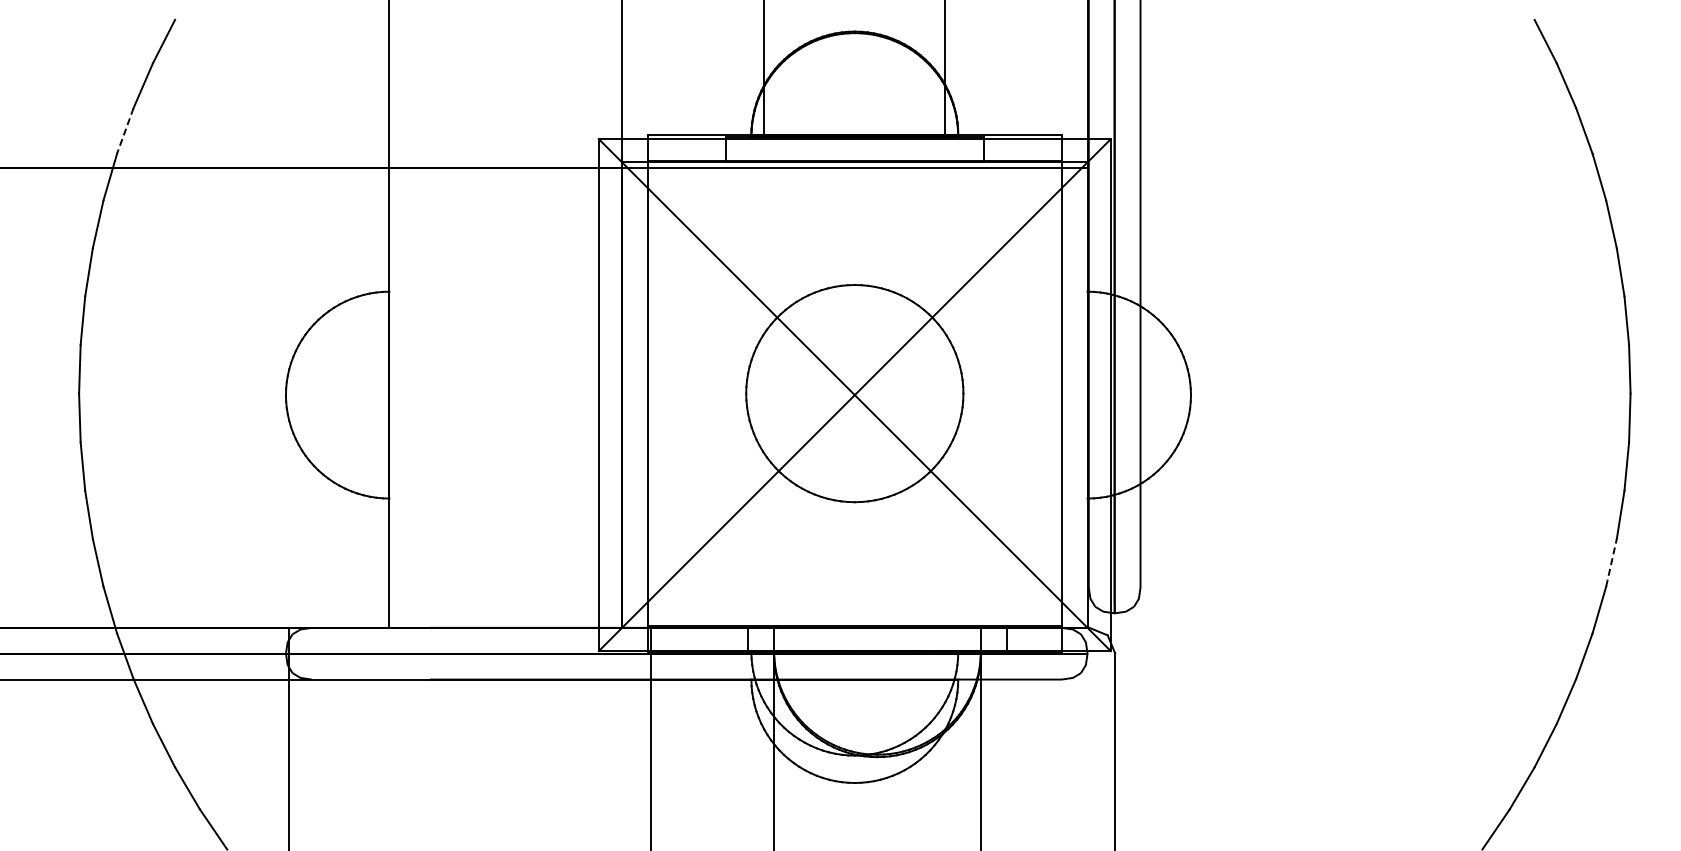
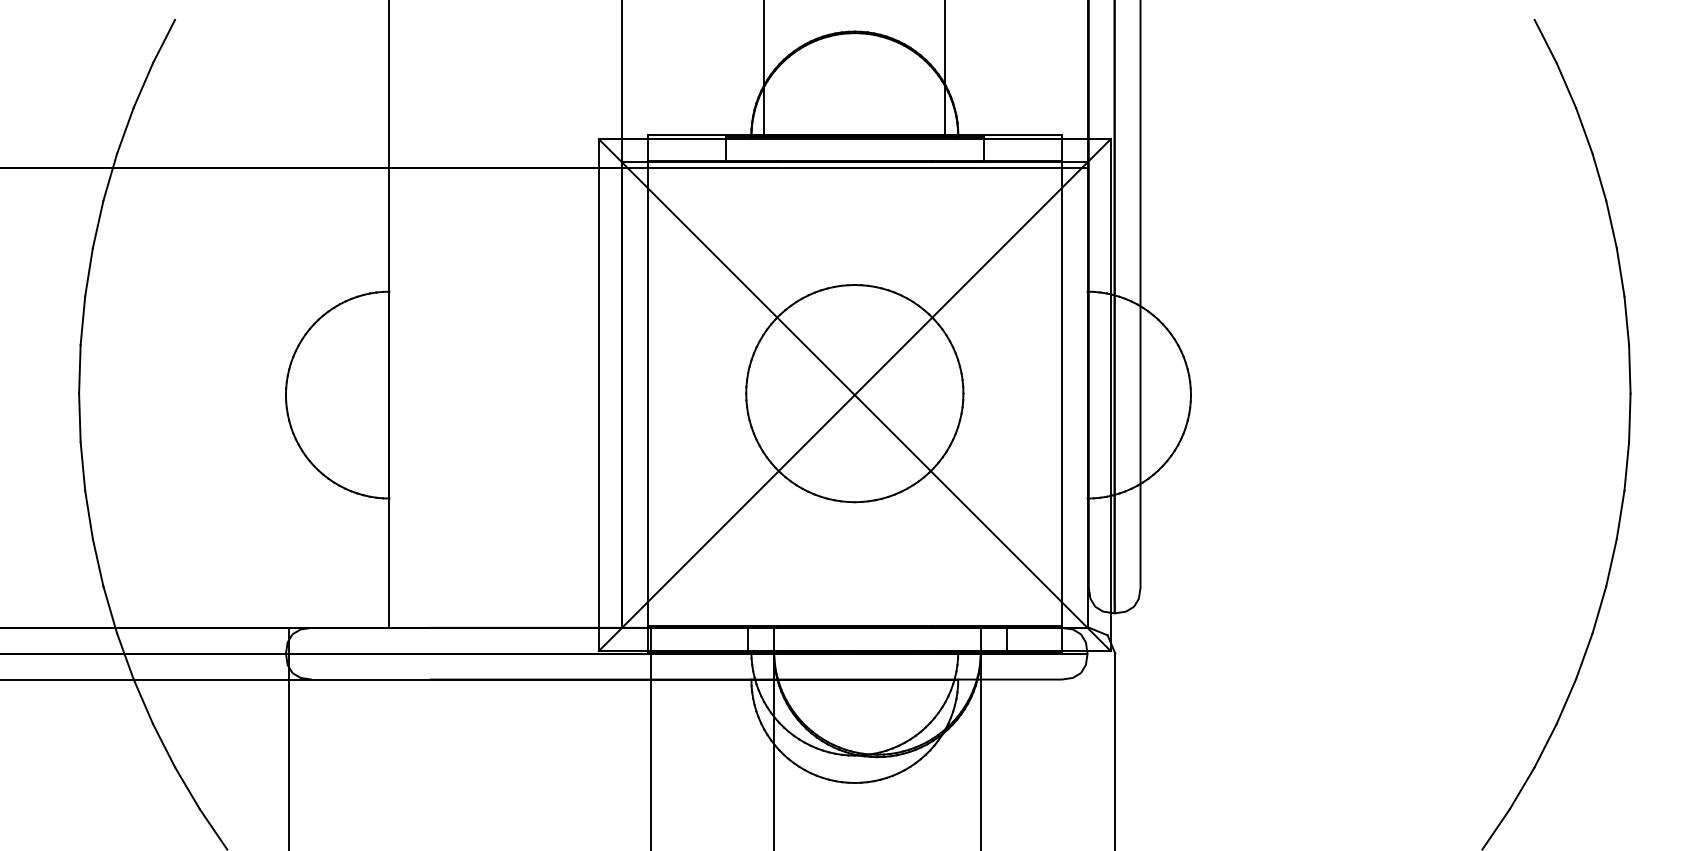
line: dashed -> solid (125, 131)
line: dashed -> solid (1611, 562)
